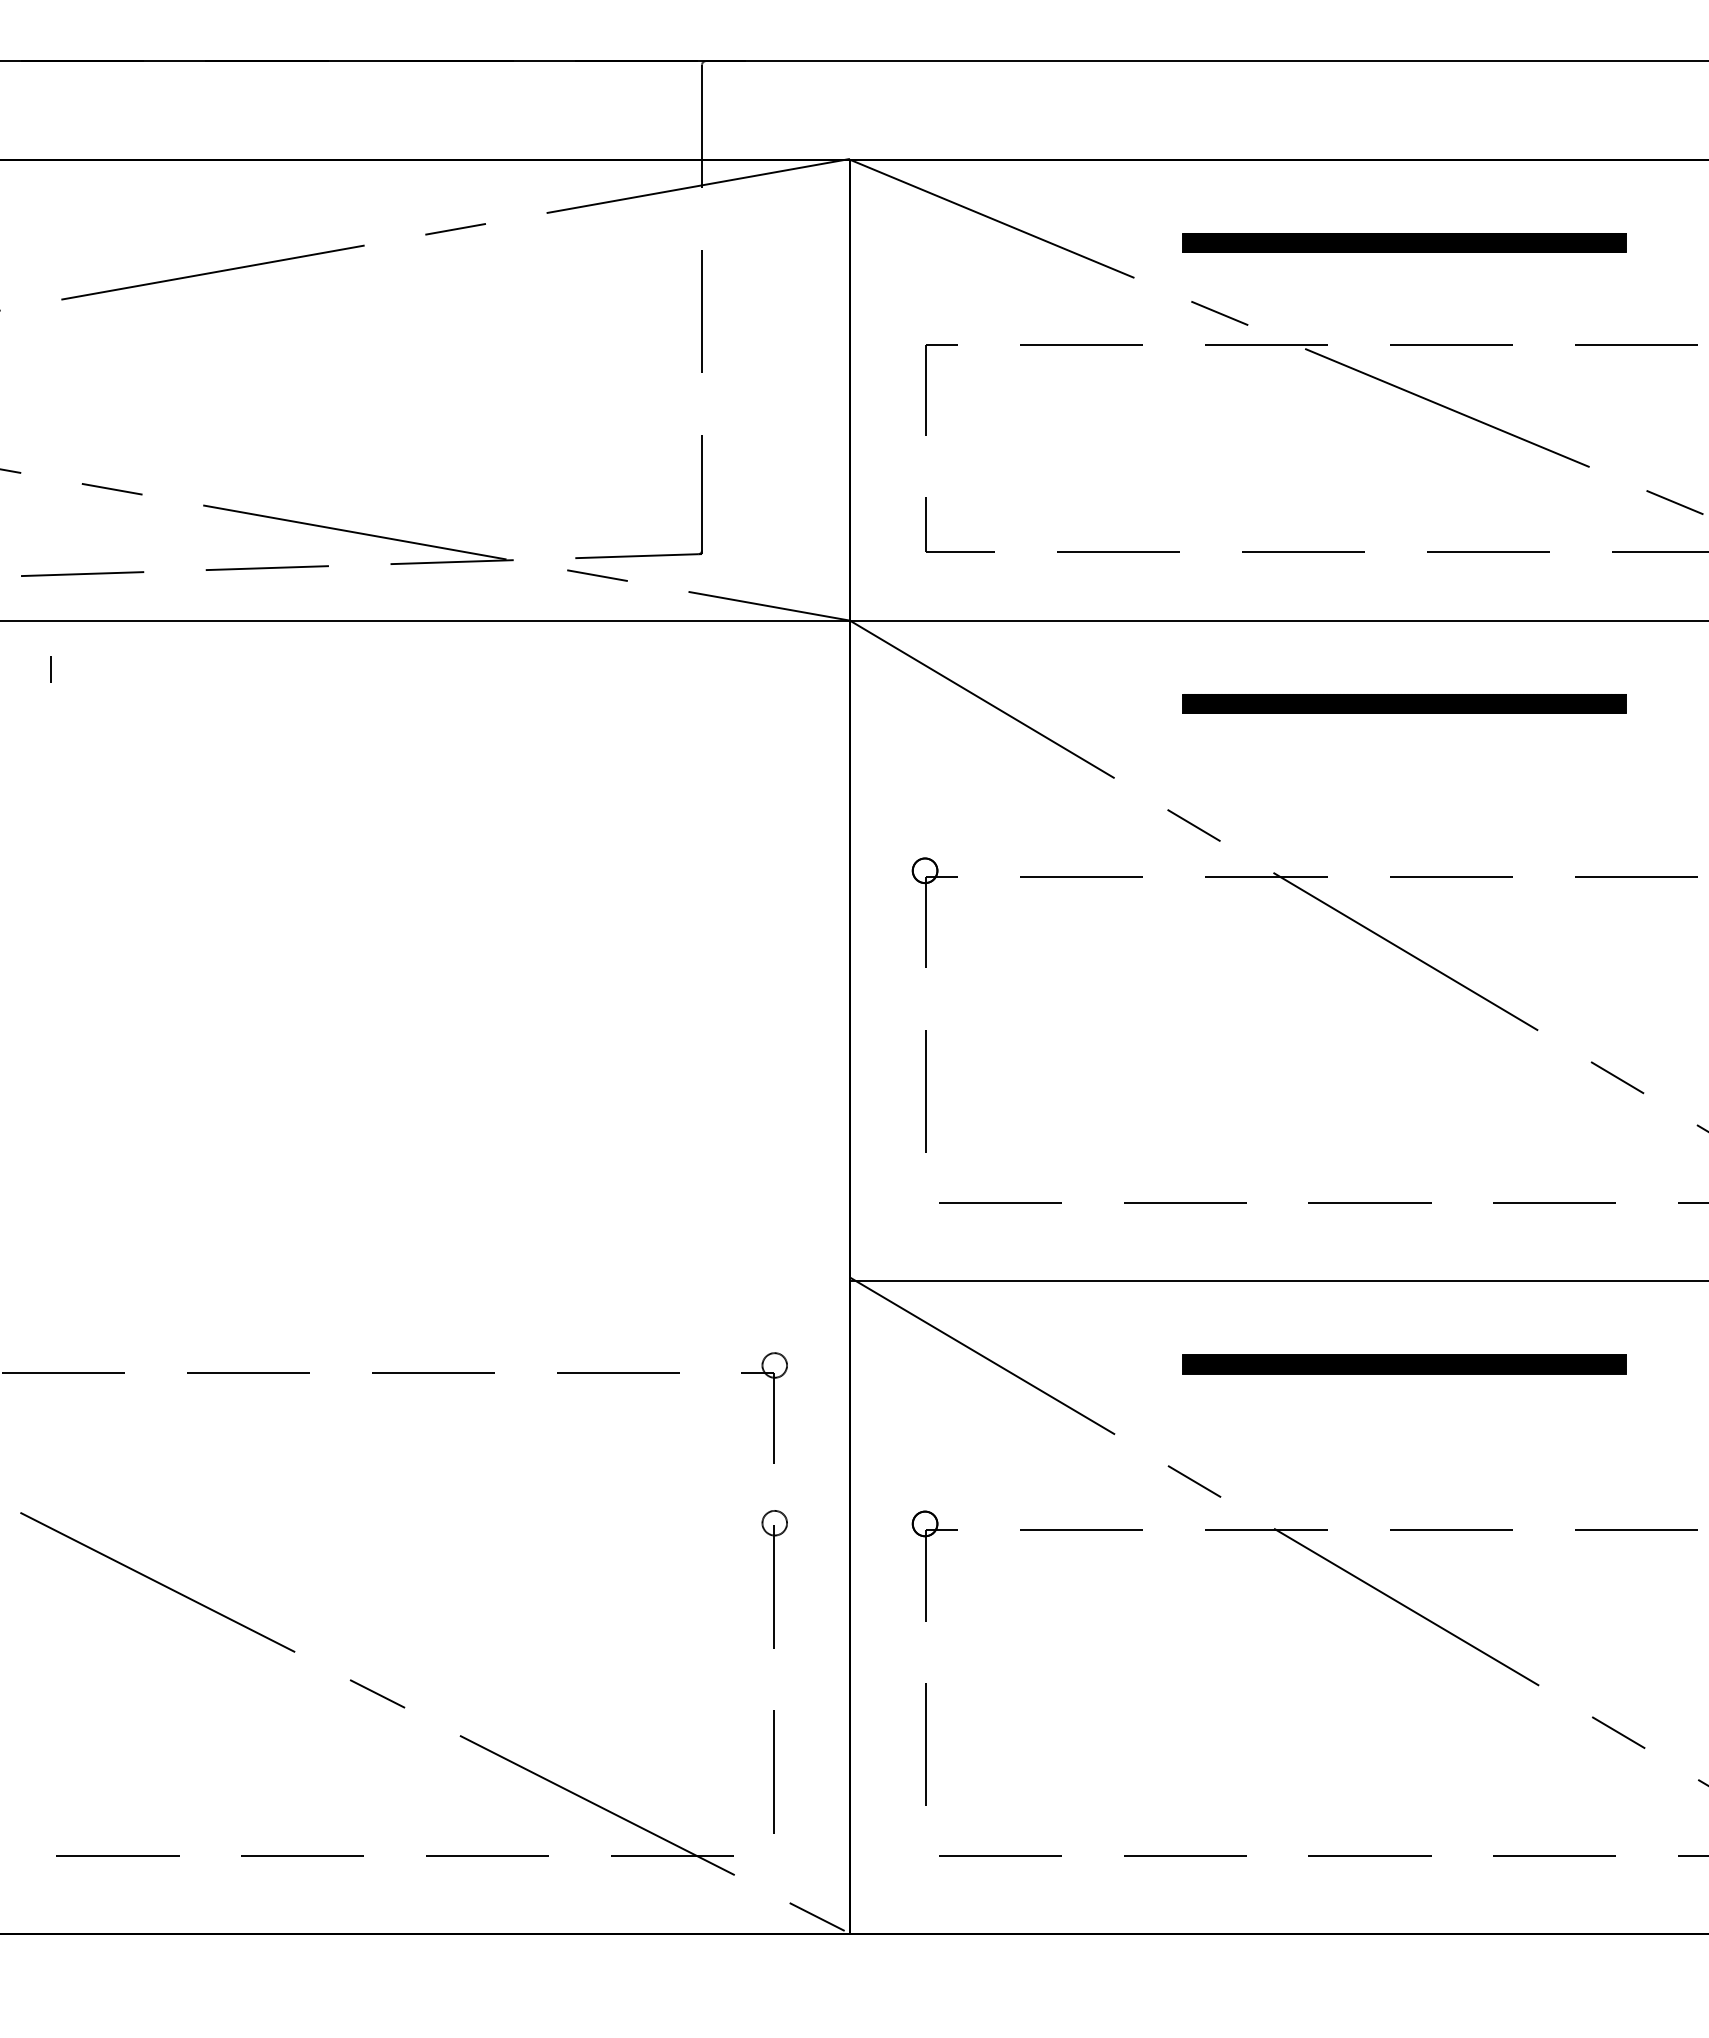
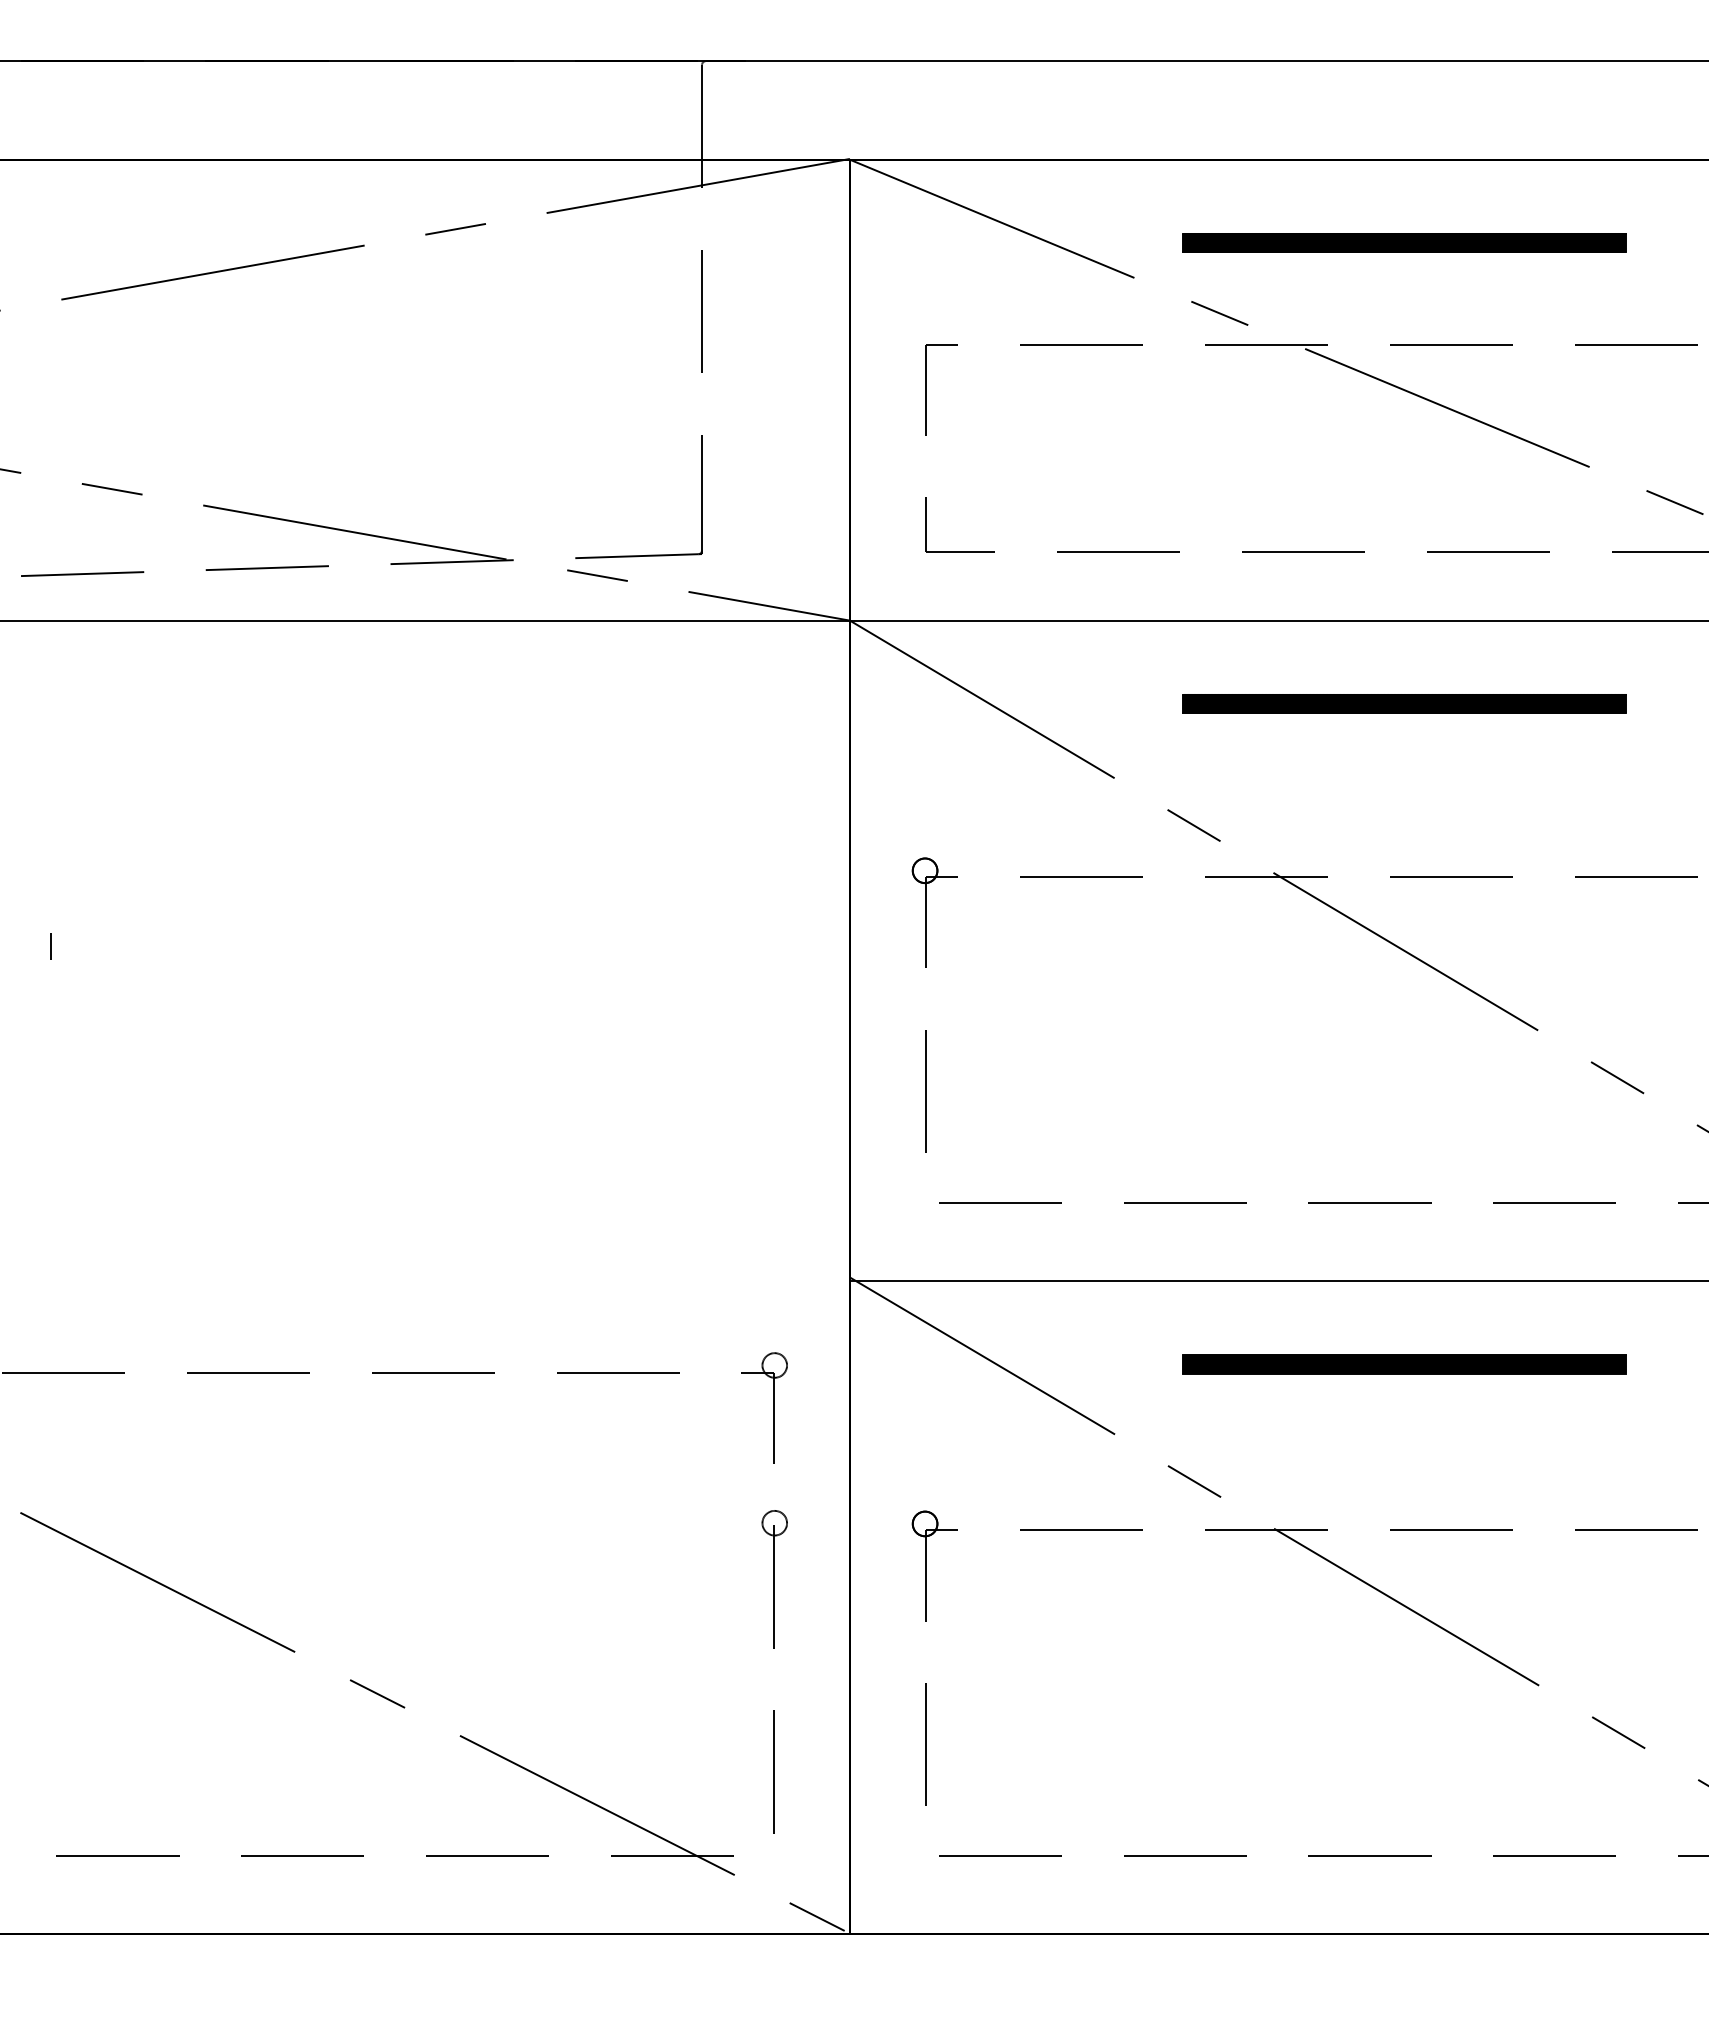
line position: (50, 669) -> (50, 946) (50, 946)
